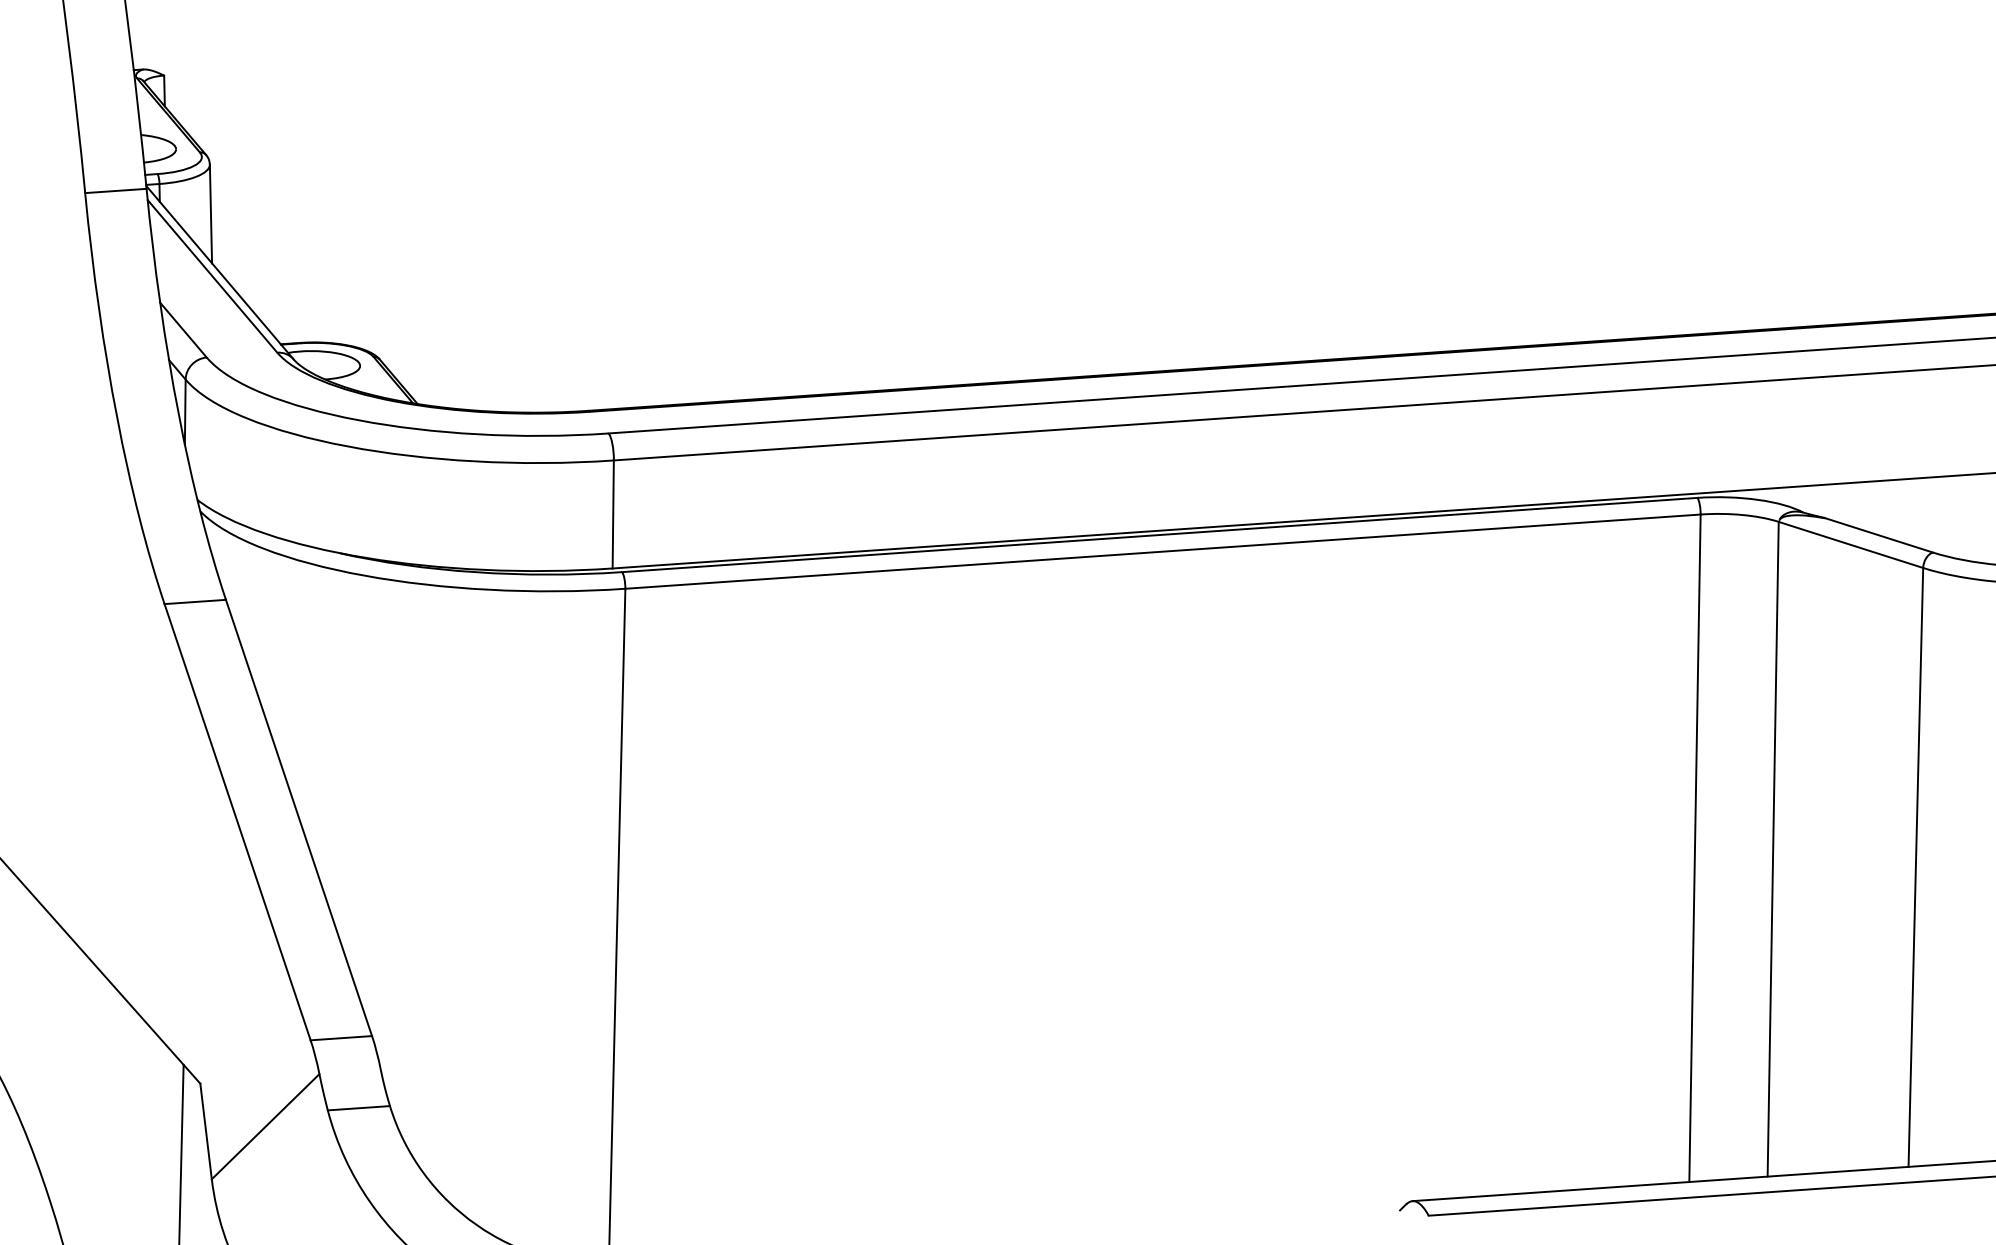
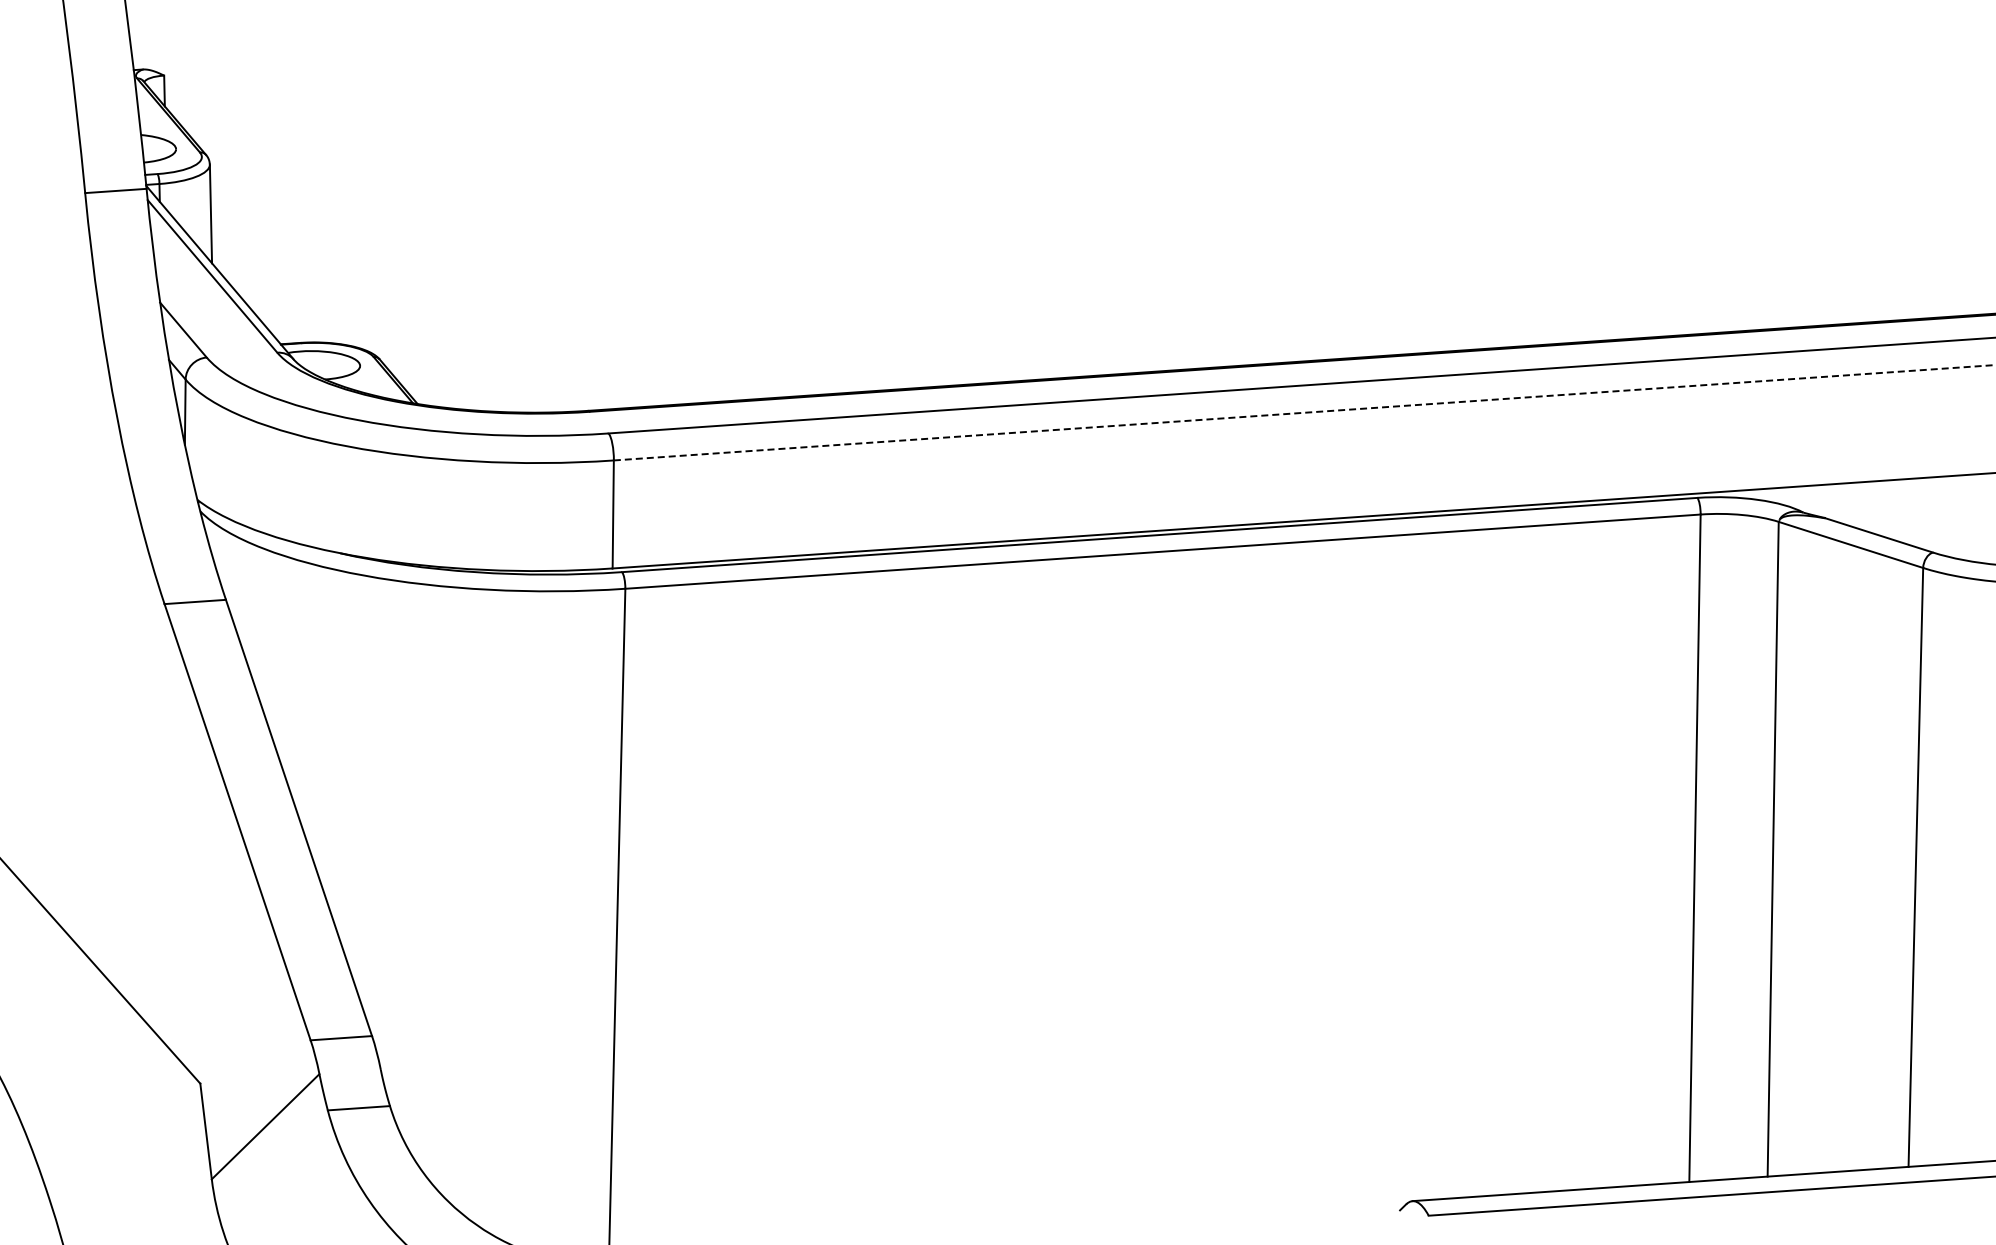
line: solid -> dashed (1305, 412)
line: present -> none (181, 1152)
